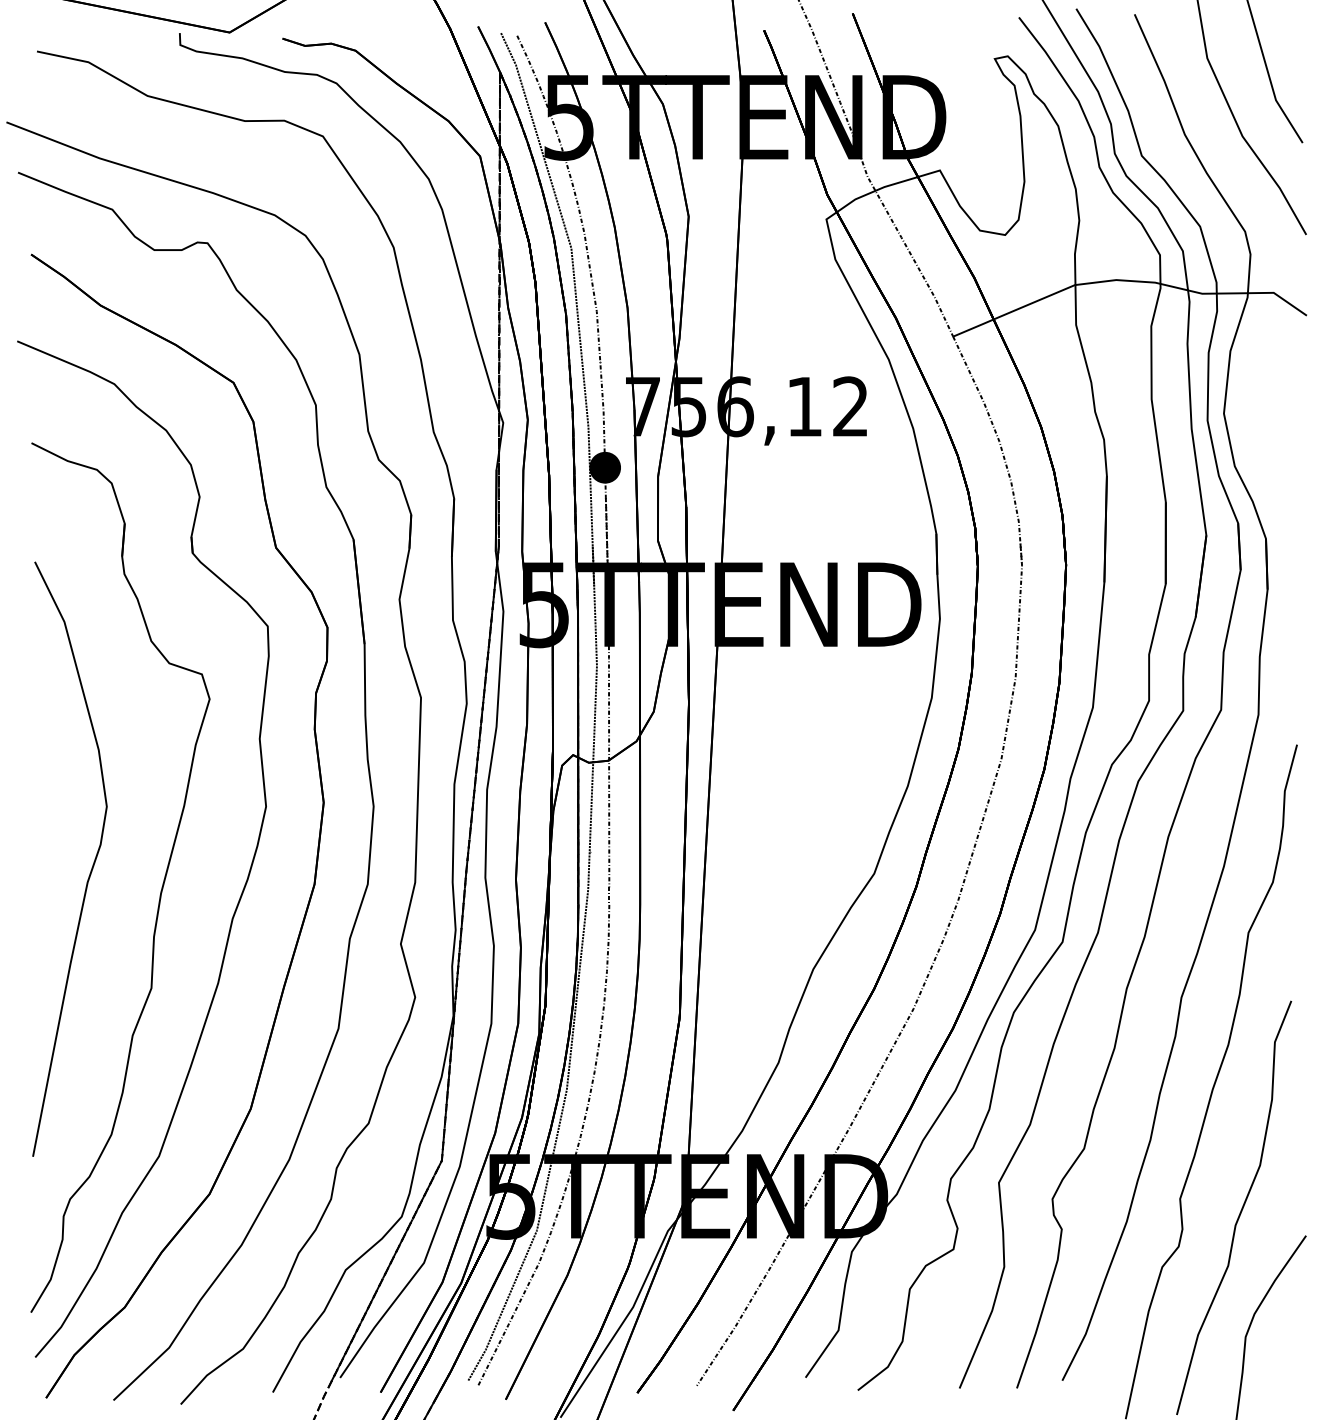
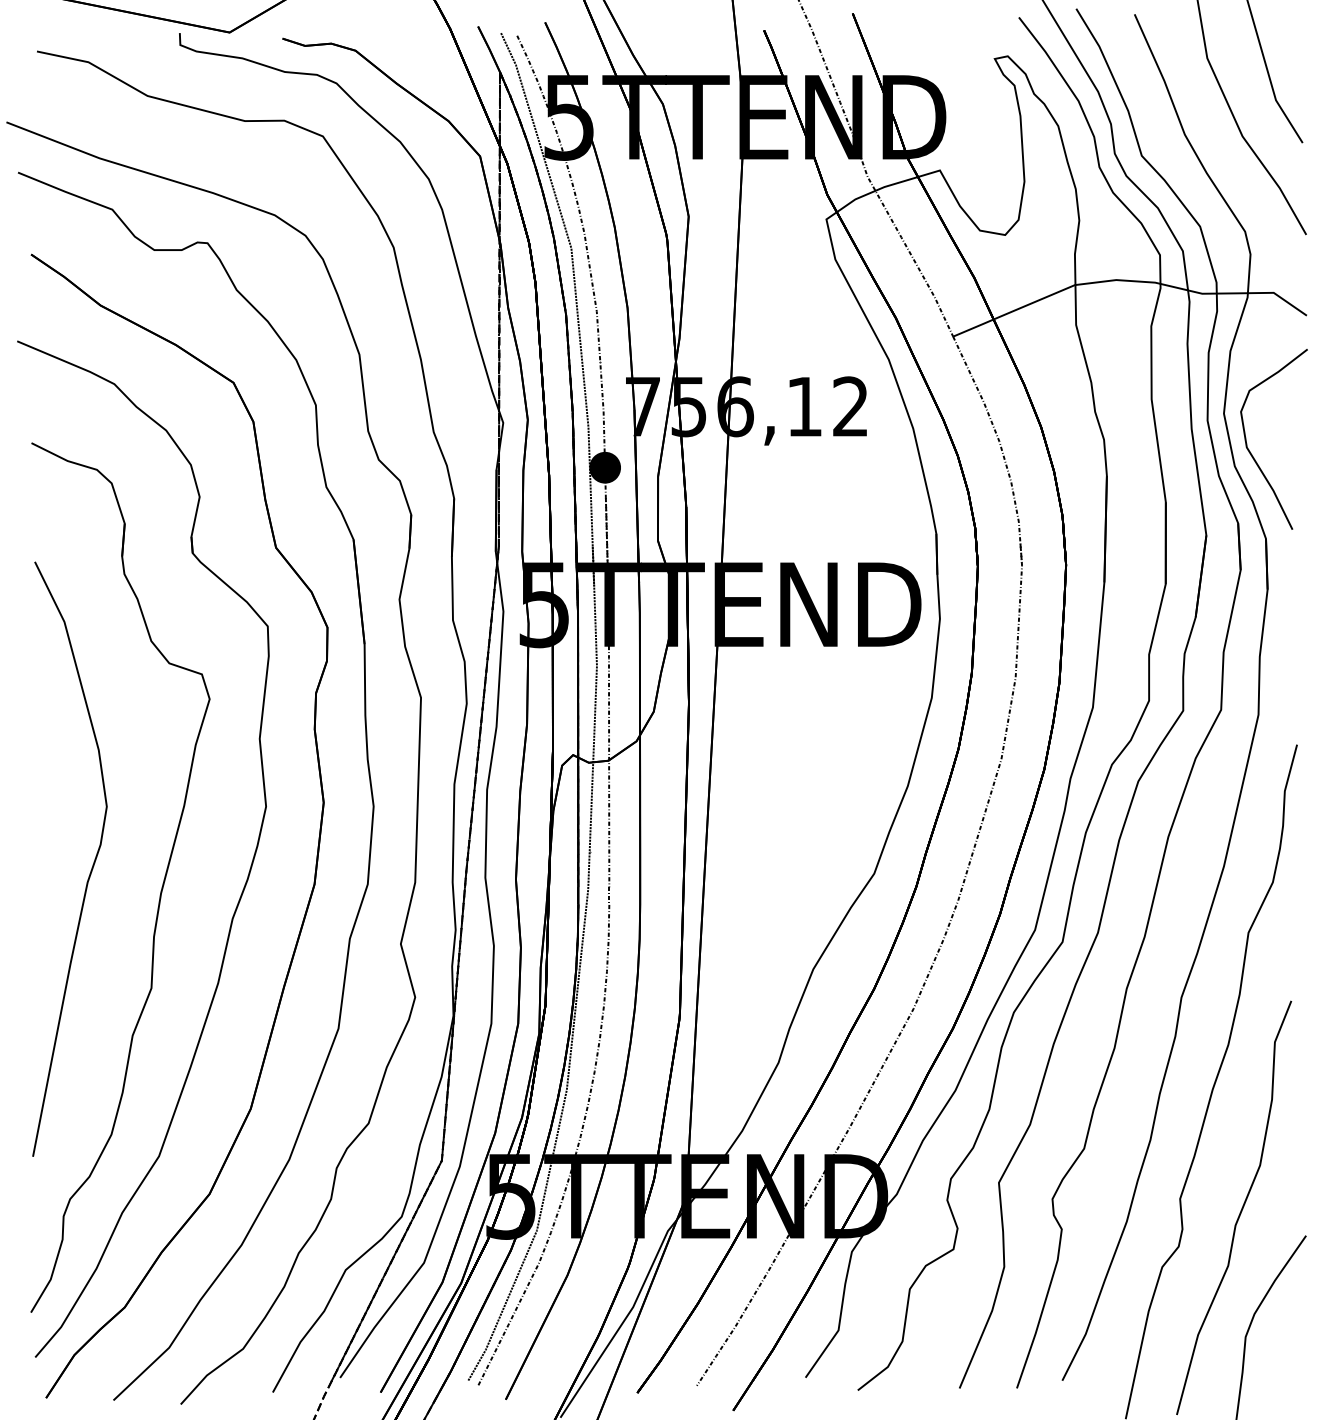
curve: none -> present (1252, 454)
